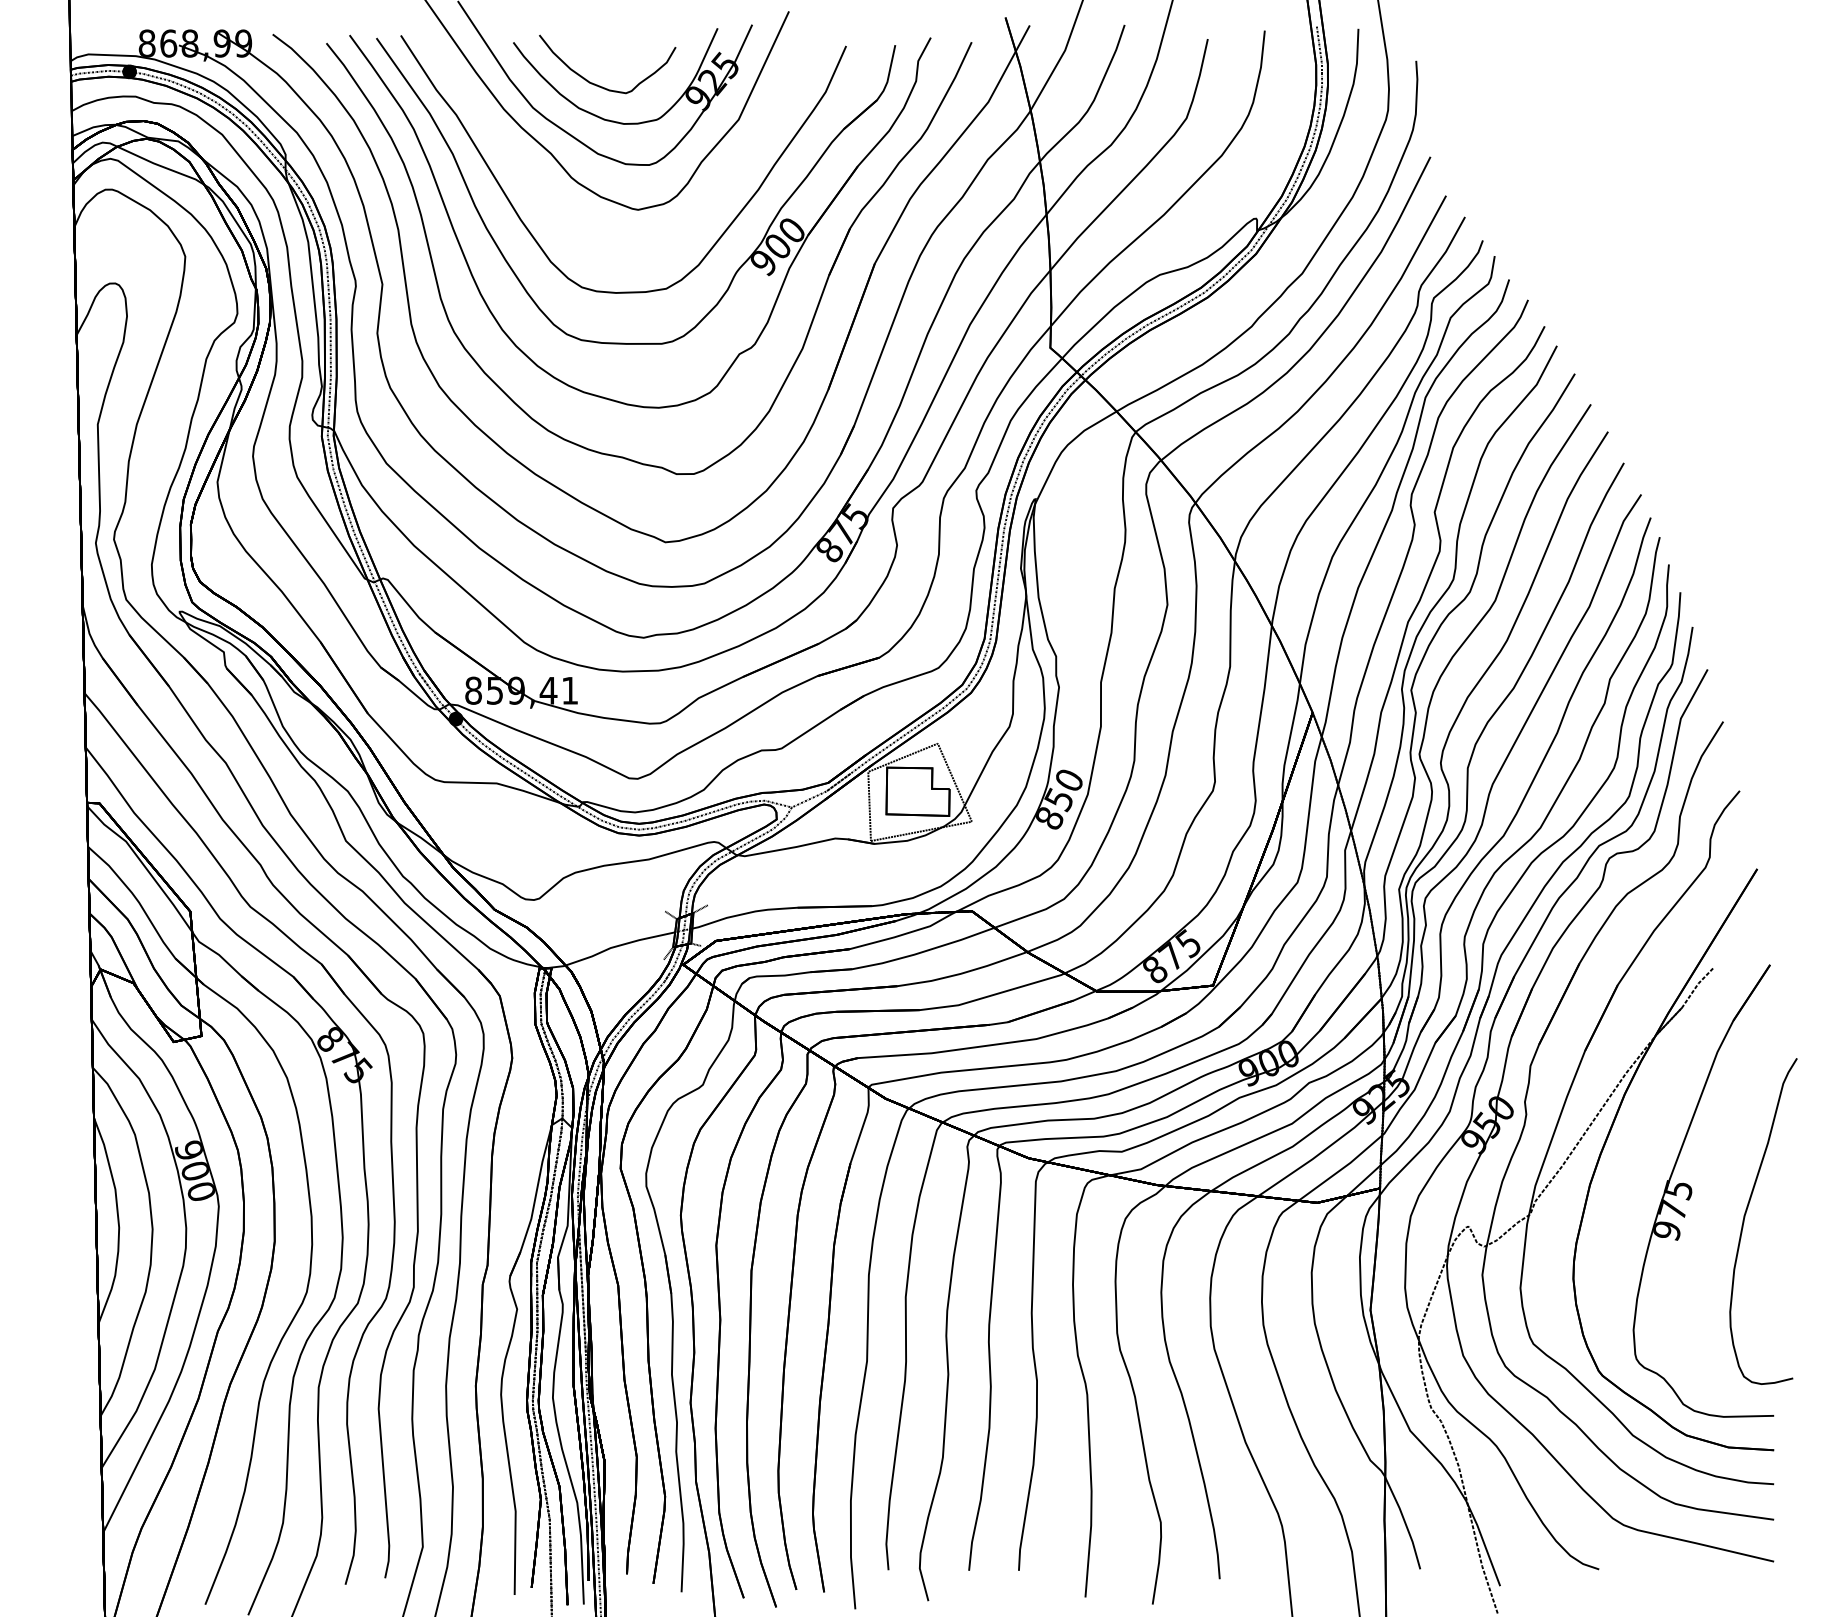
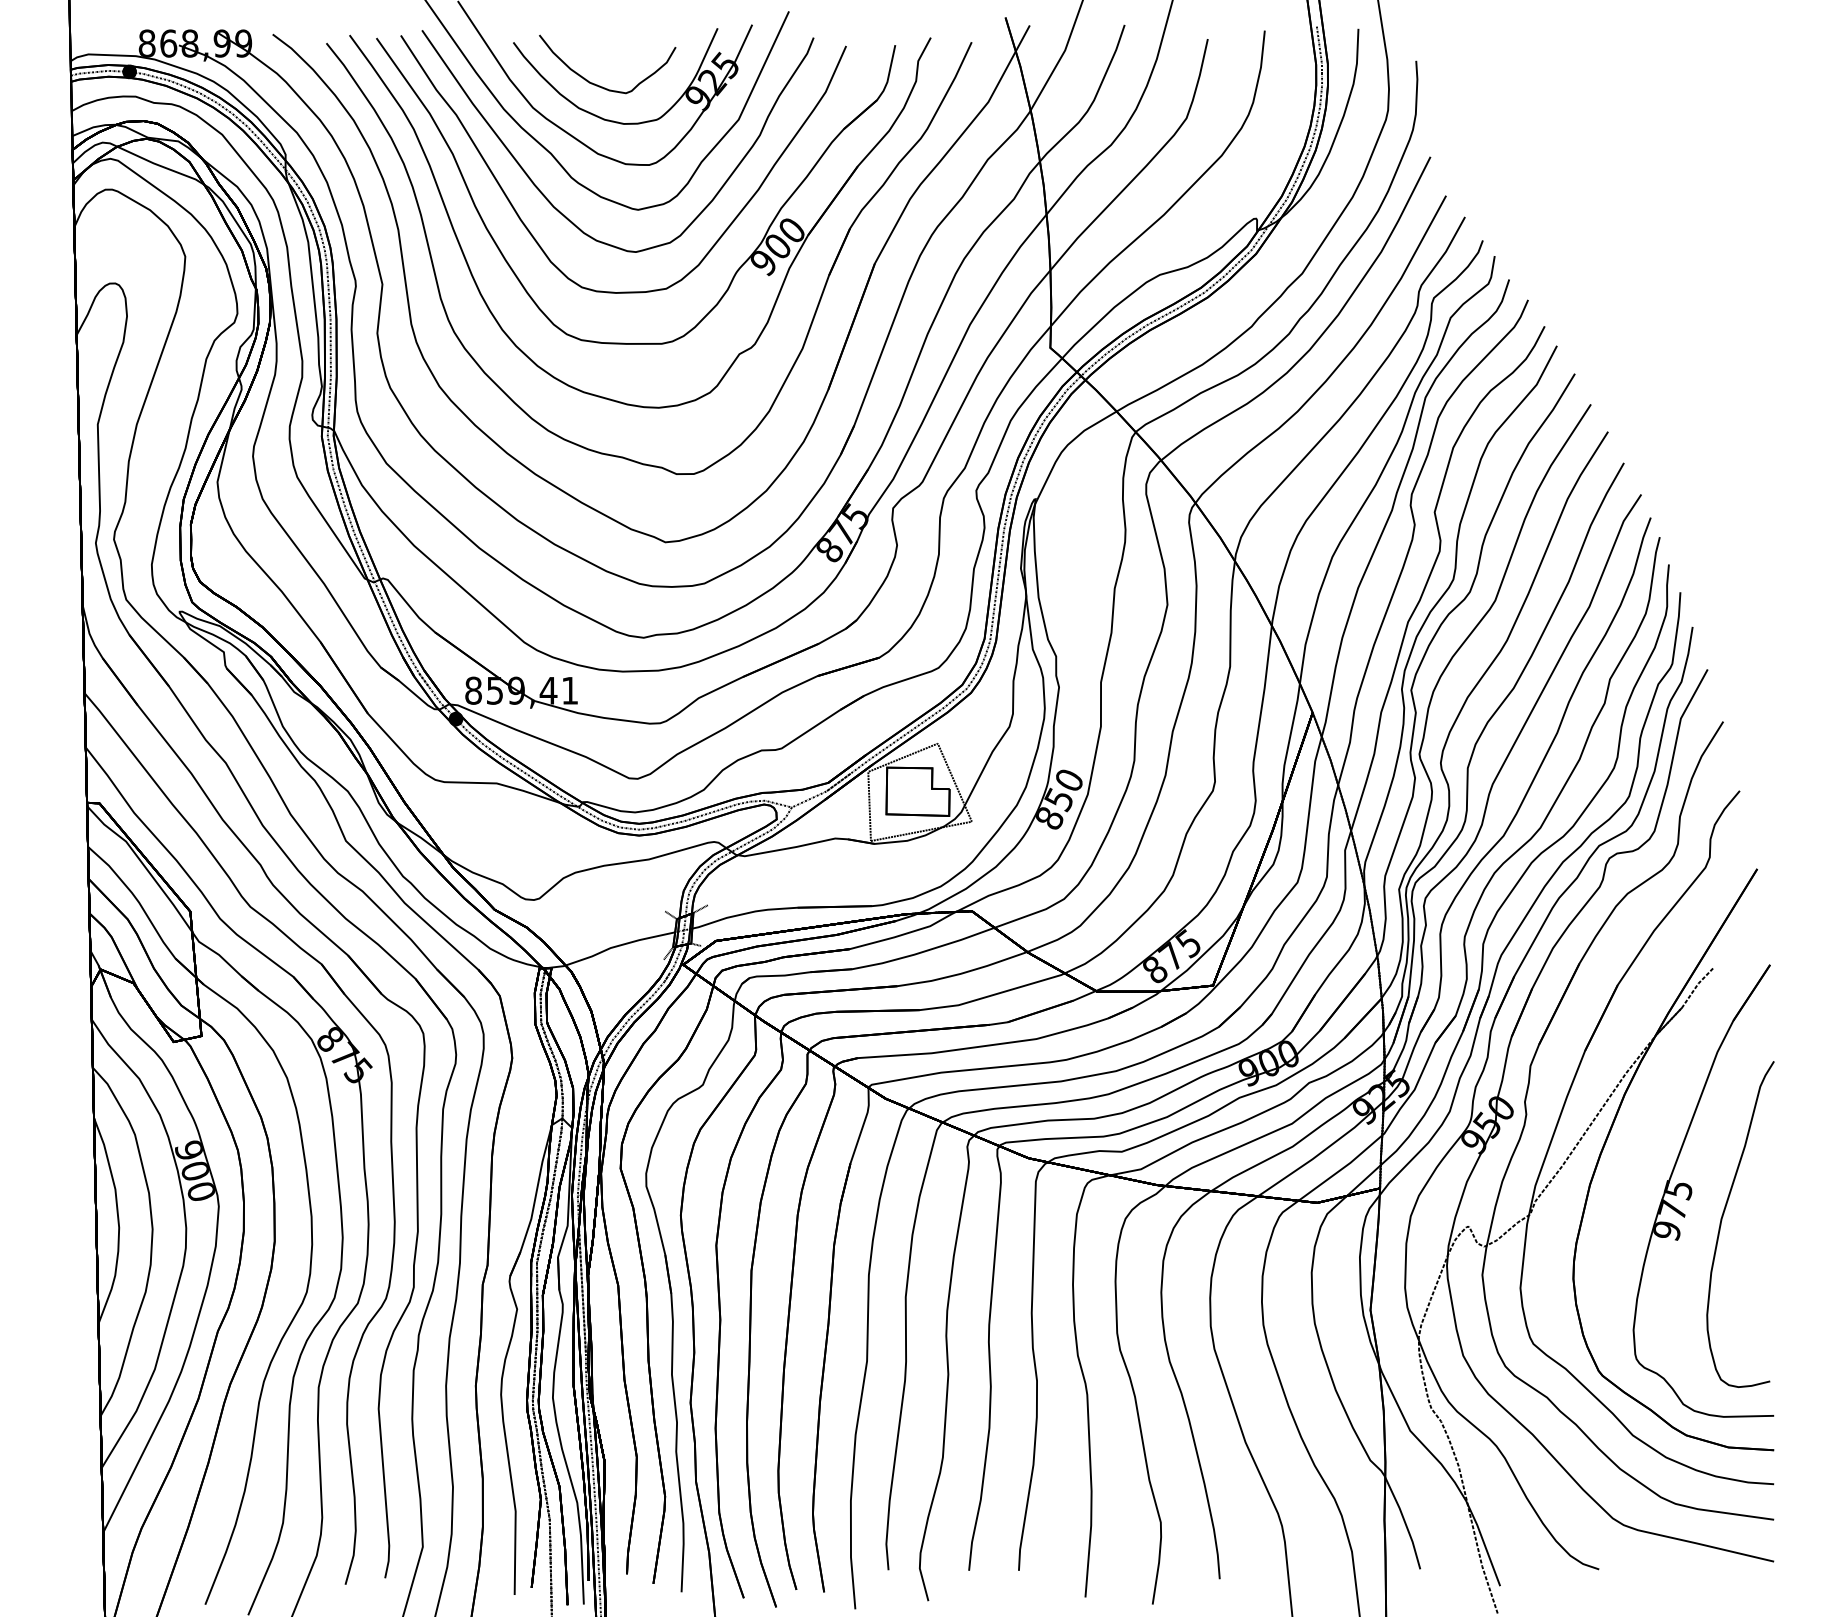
curve: none -> present (552, 203)
curve position: (1745, 1217) -> (1722, 1220) (1722, 1220)
